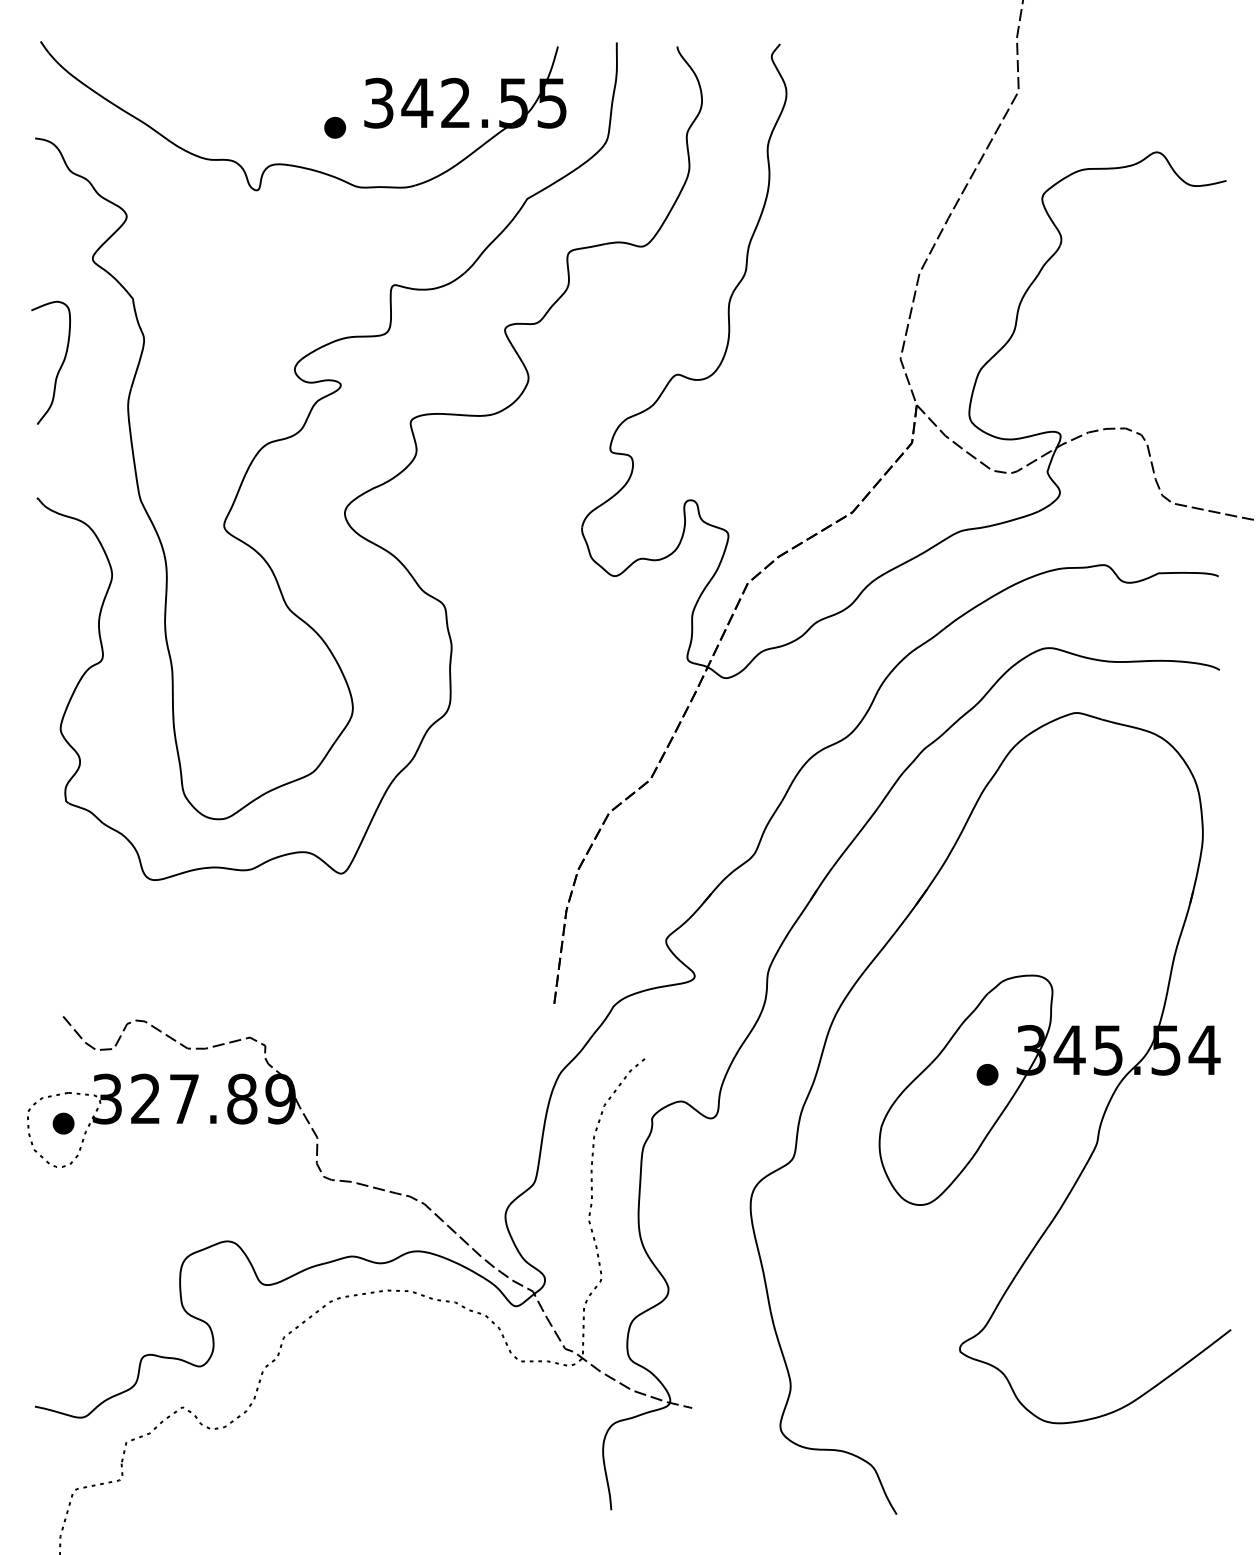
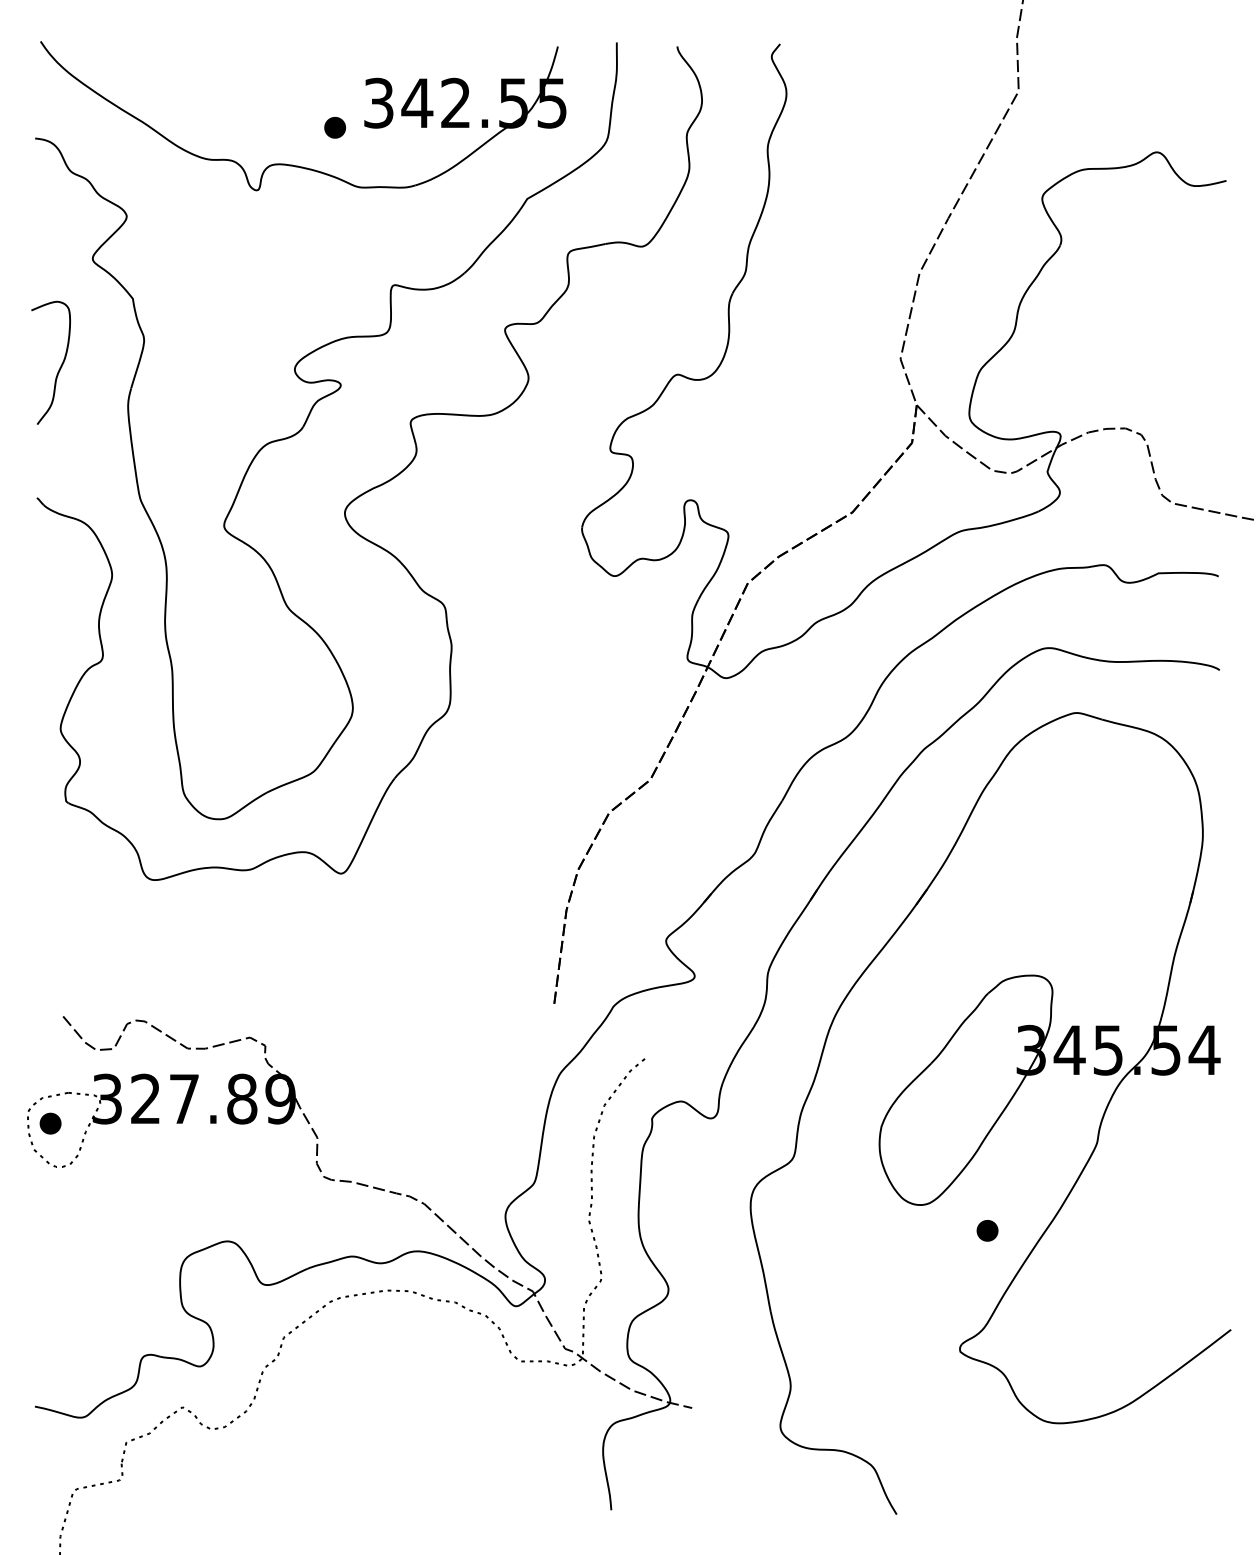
part position: (987, 1074) -> (987, 1230) (987, 1230)
part position: (63, 1123) -> (50, 1123) (50, 1123)
